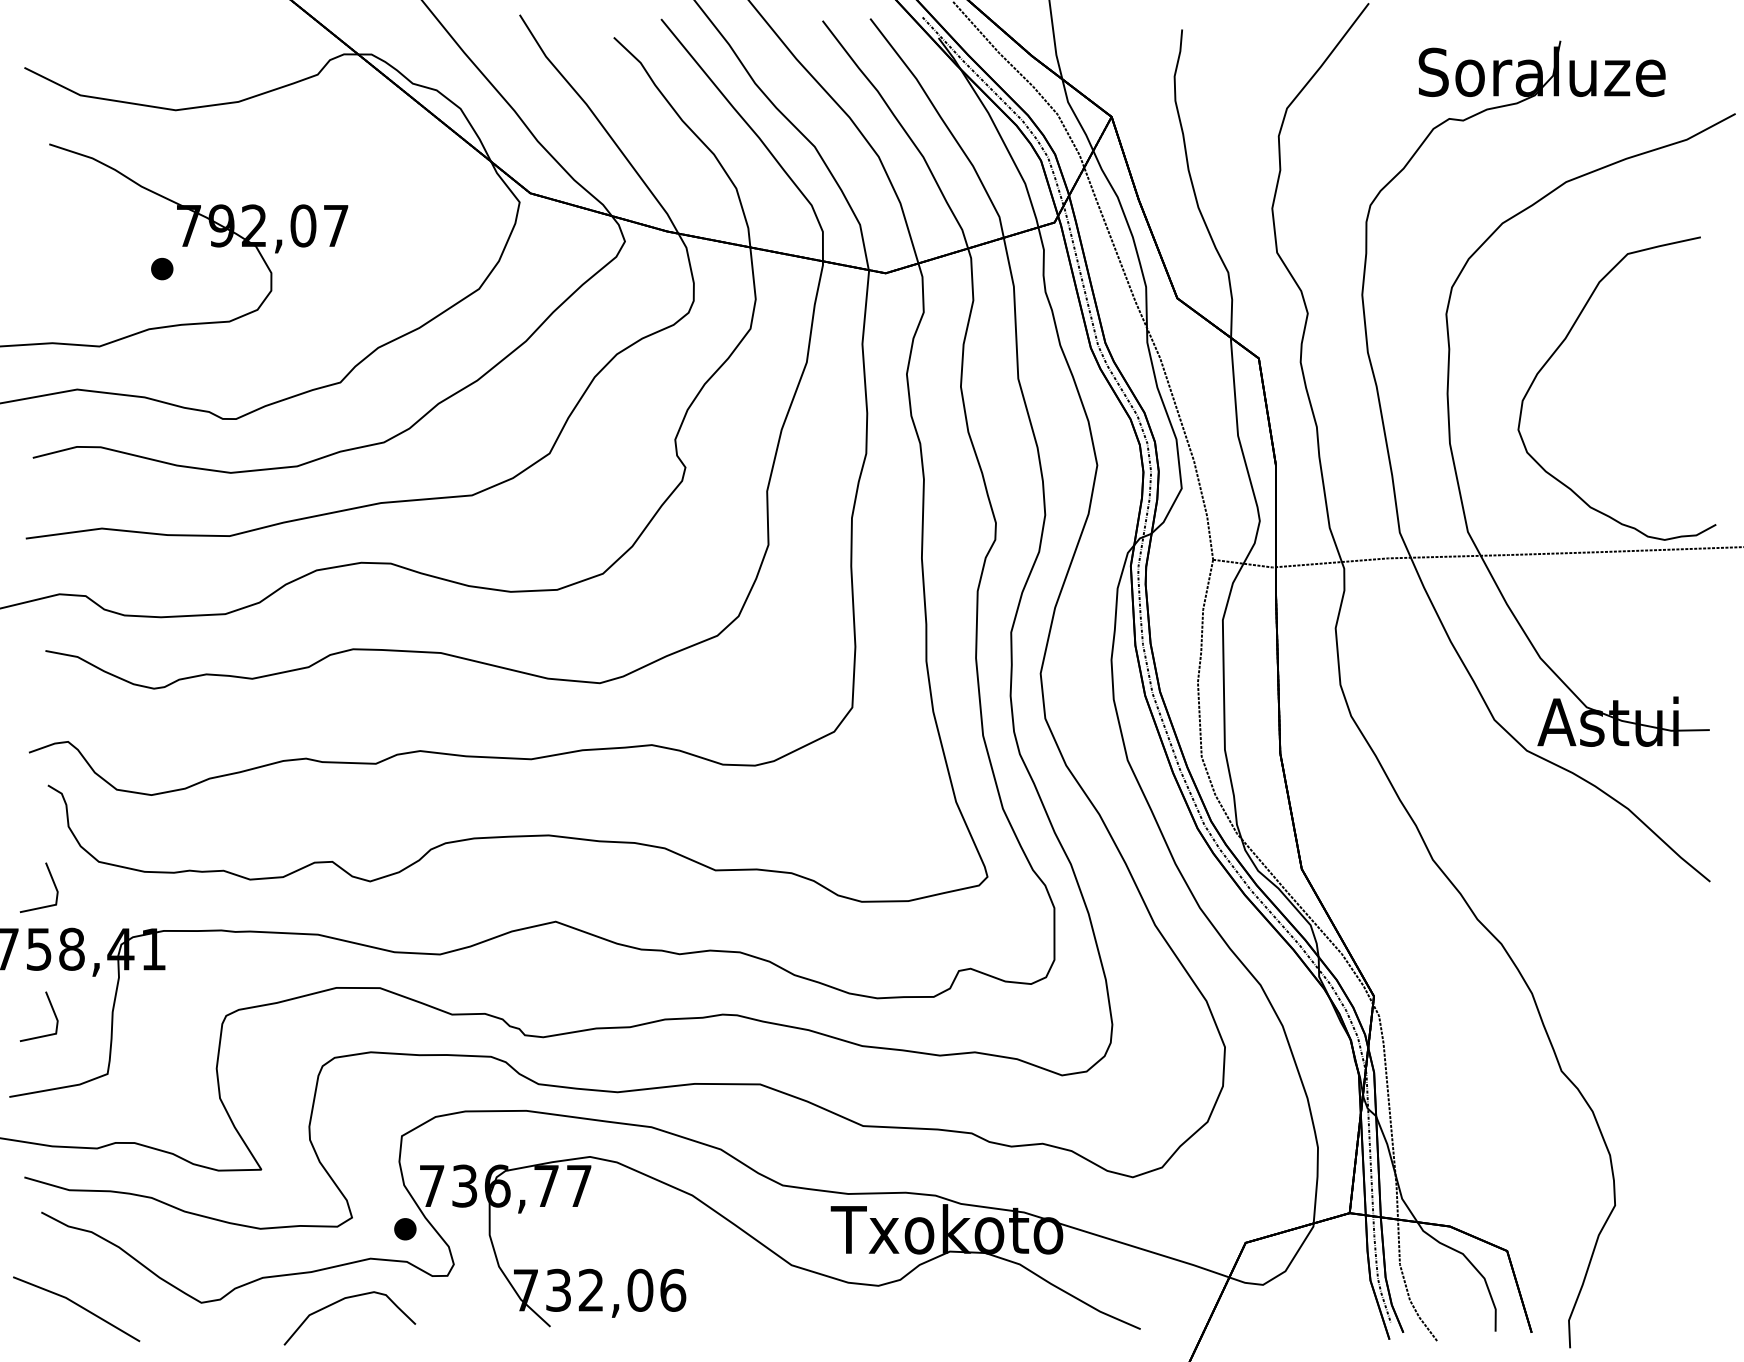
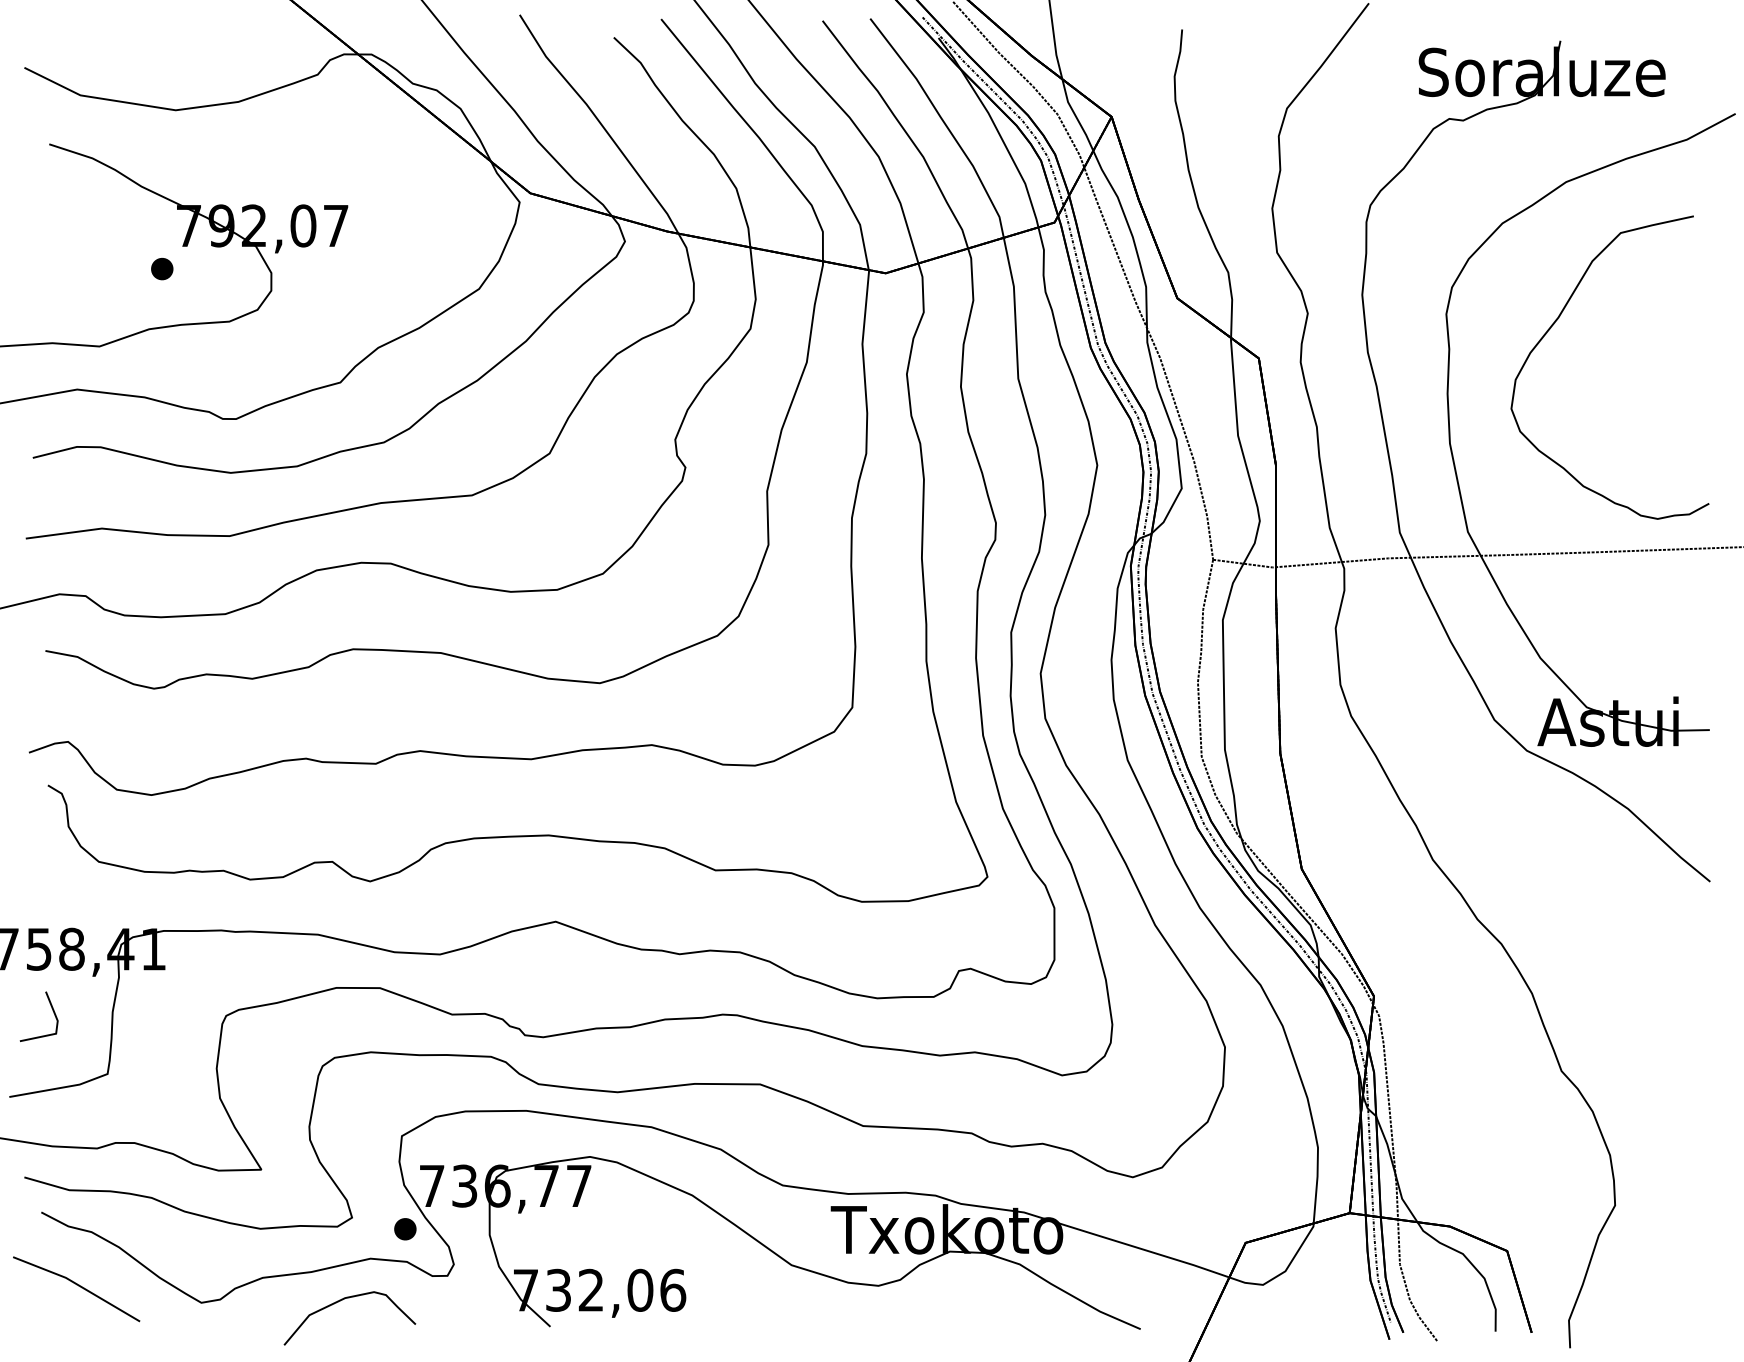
curve position: (1561, 345) -> (1554, 324) (1554, 324)
line: present -> none (52, 881)
line position: (78, 1306) -> (78, 1286) (78, 1286)
